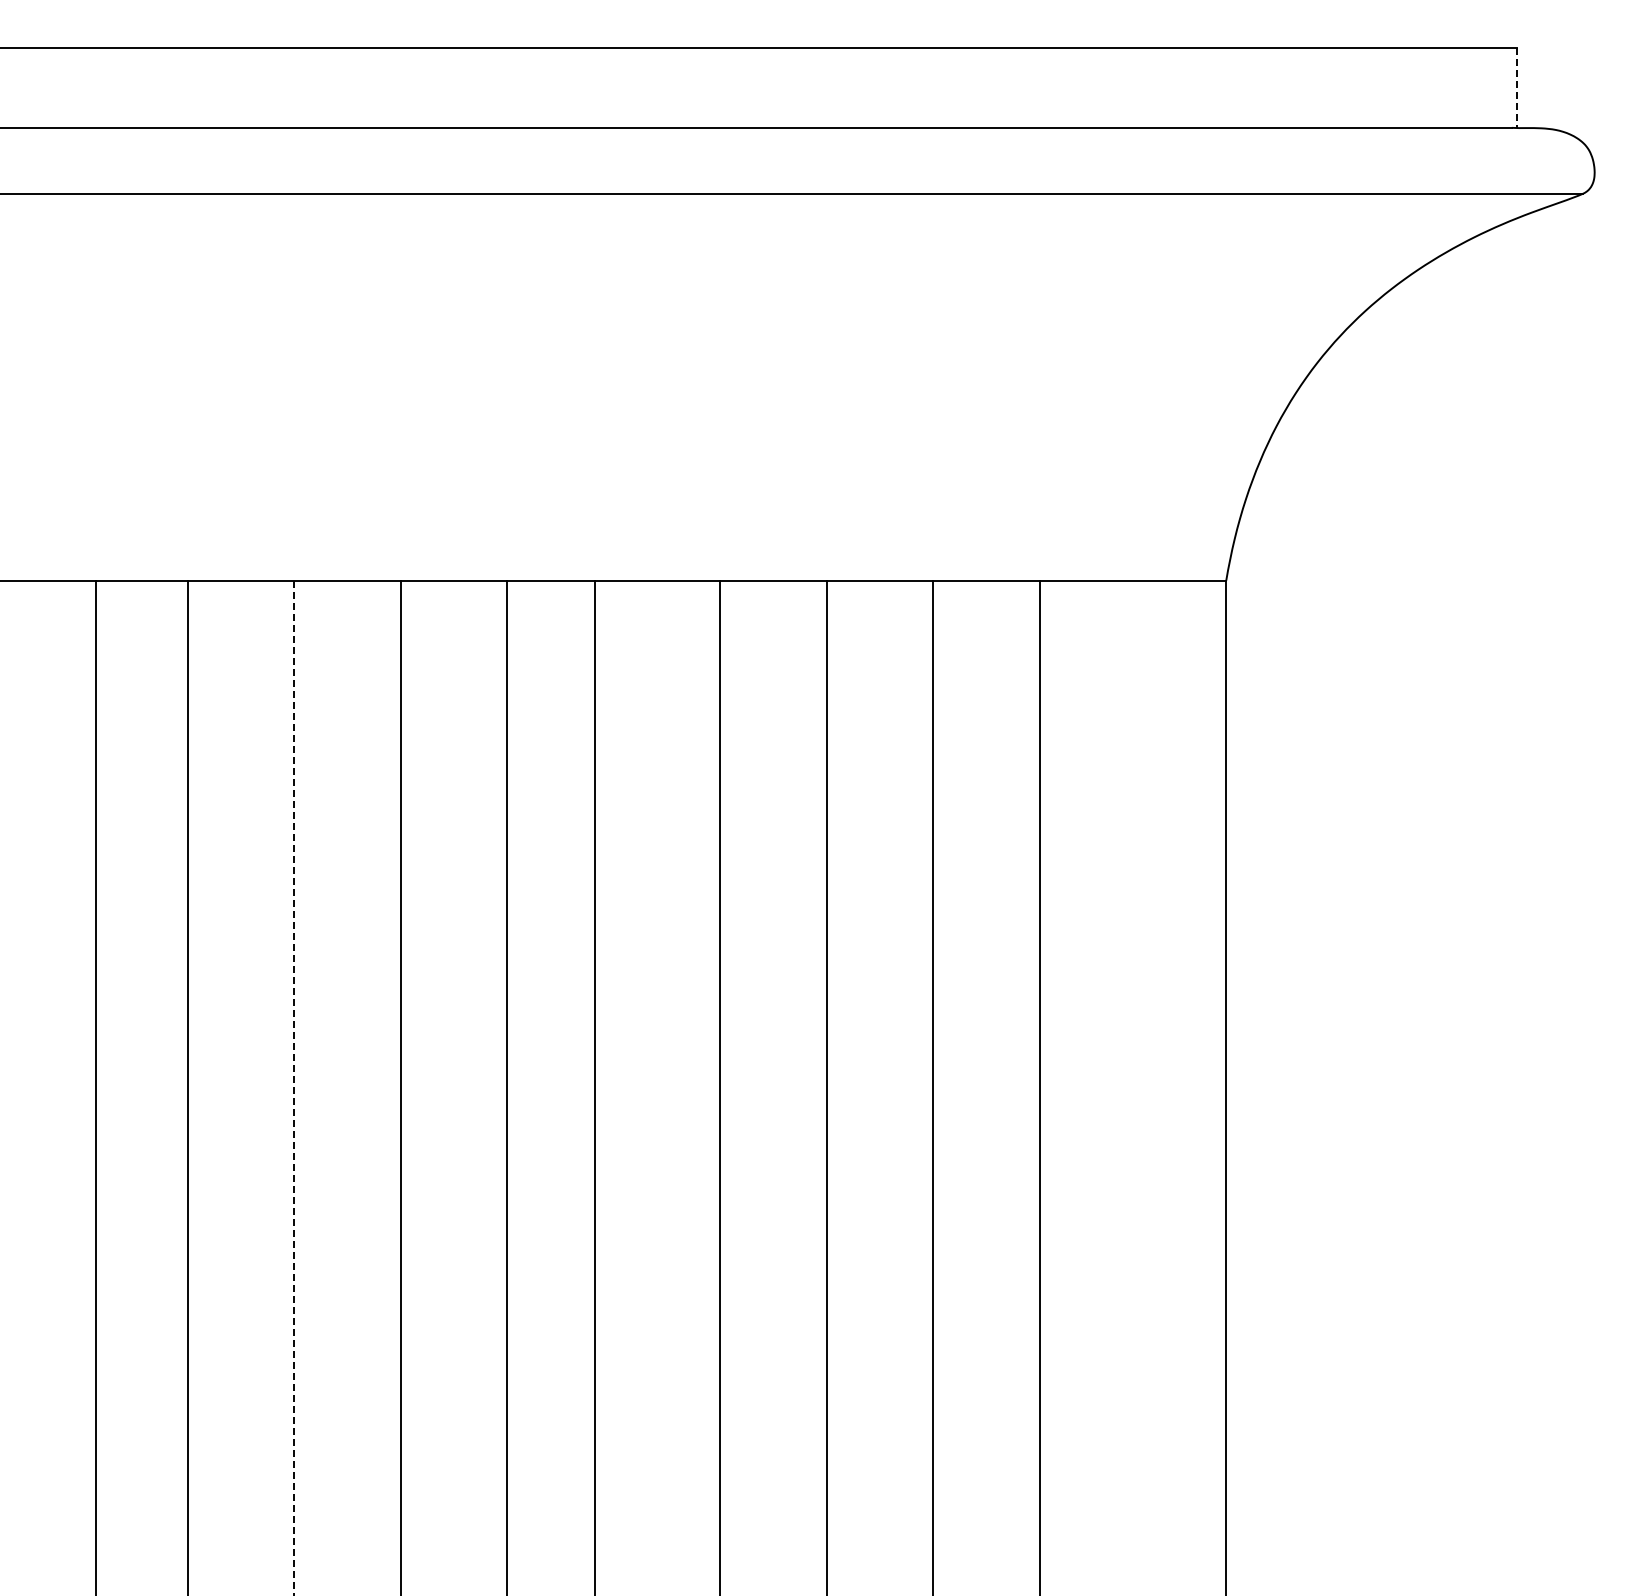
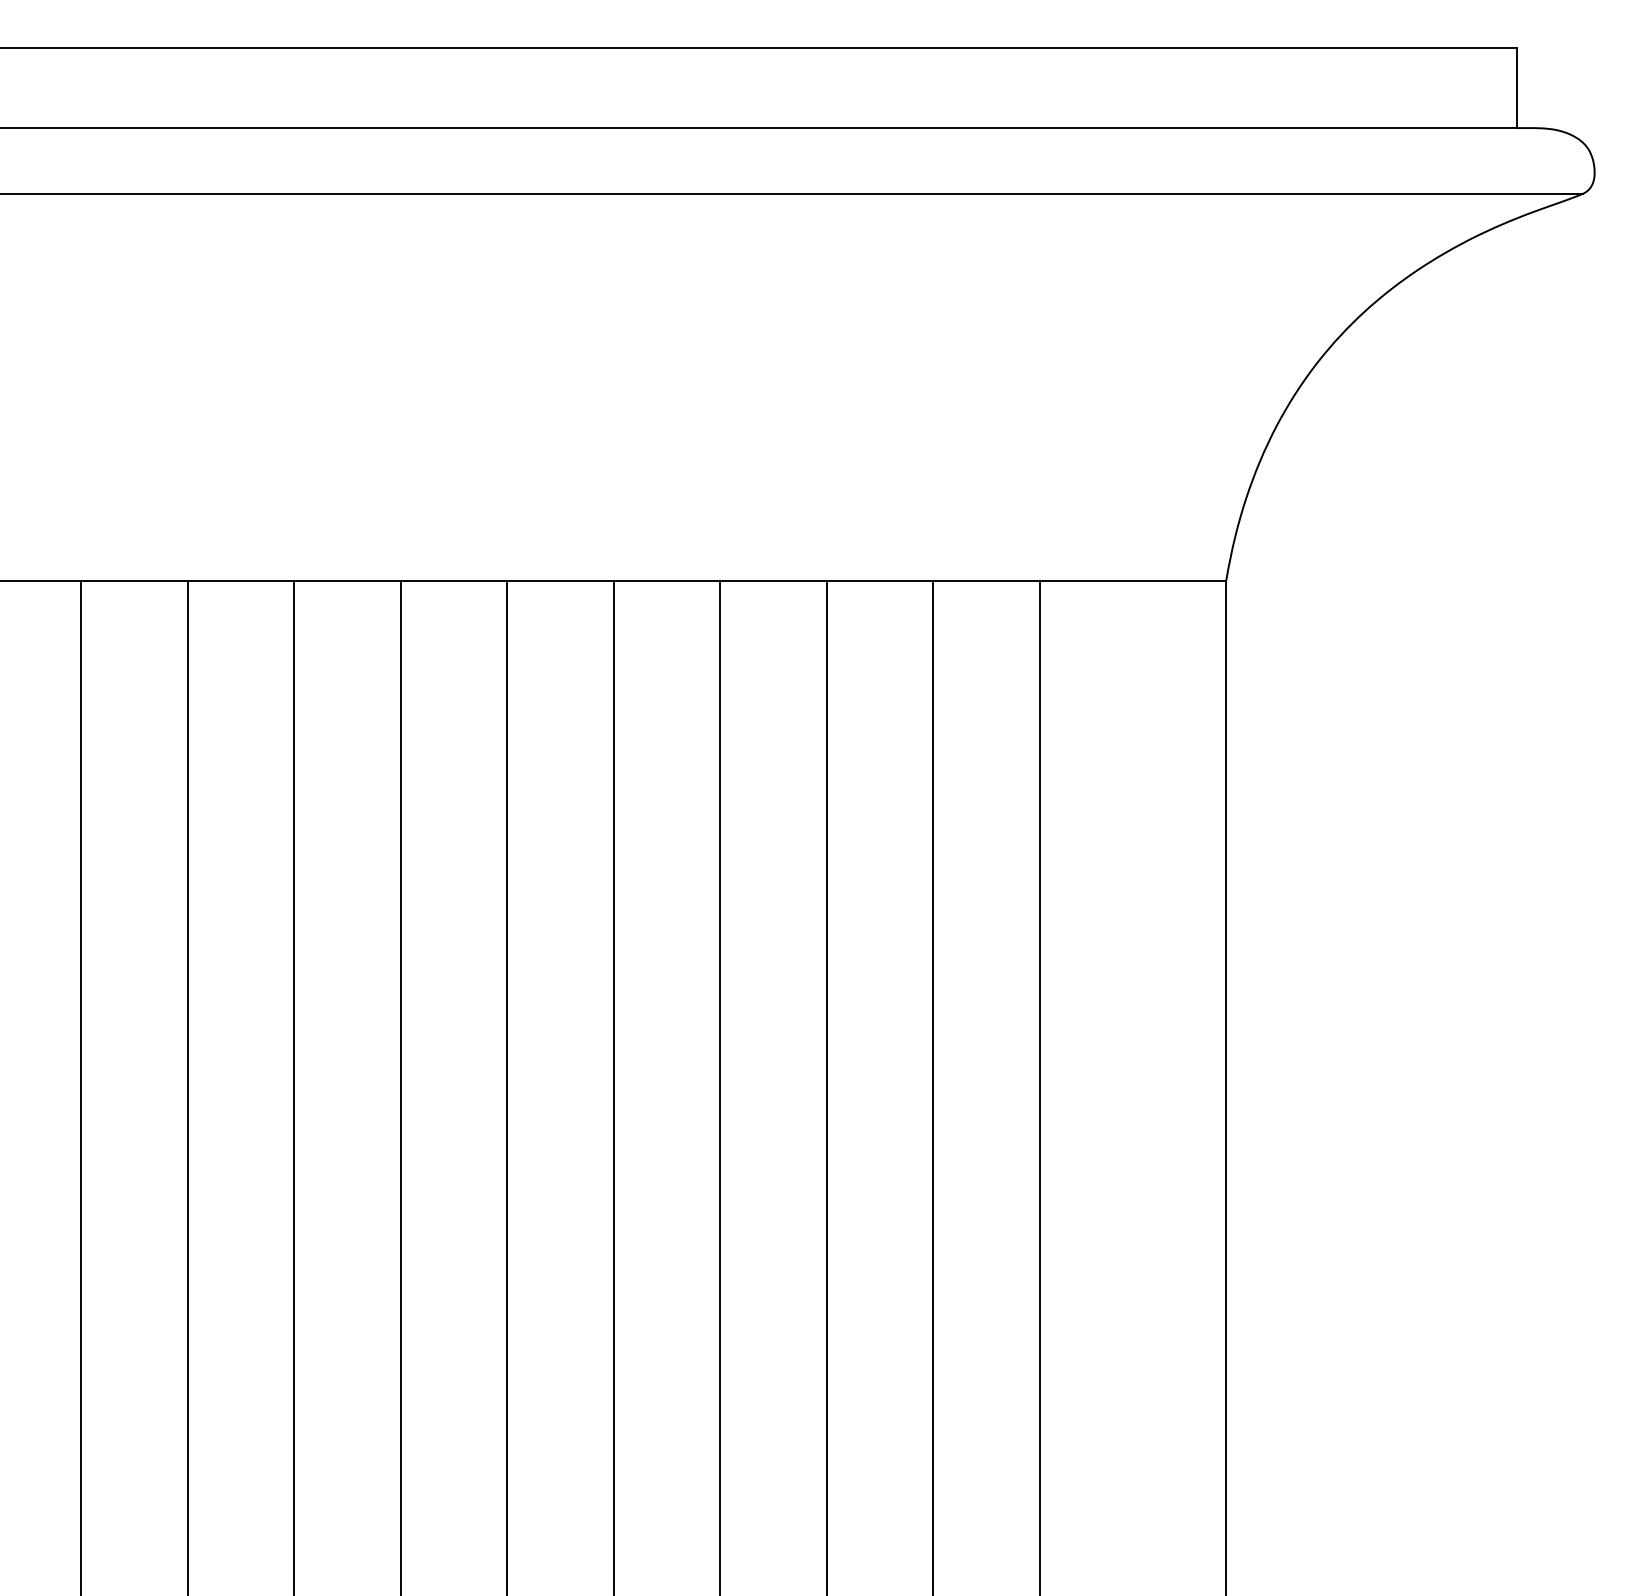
line: dashed -> solid (1517, 87)
line position: (96, 1086) -> (81, 1086) (81, 1086)
line position: (594, 1086) -> (613, 1086) (613, 1086)
line: dashed -> solid (294, 1087)
